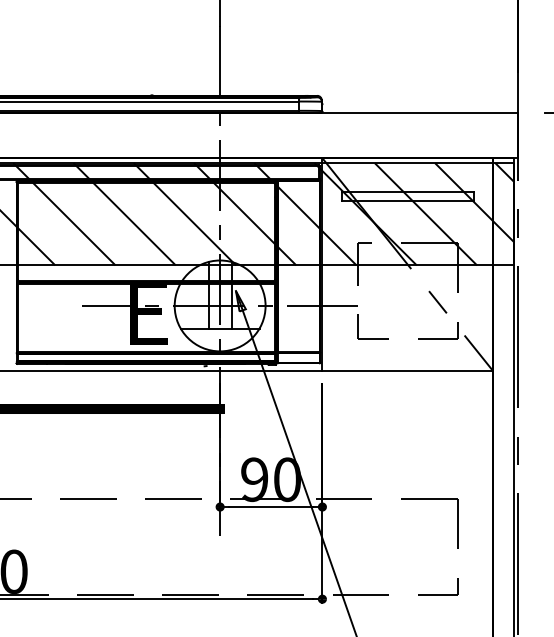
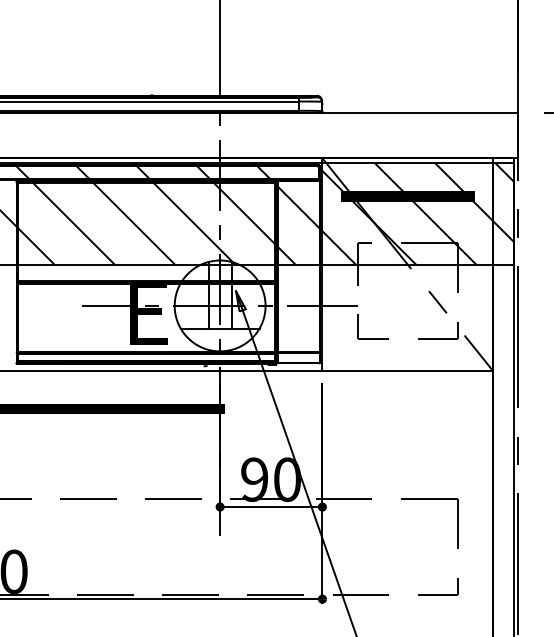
hatch: none -> present (407, 196)
